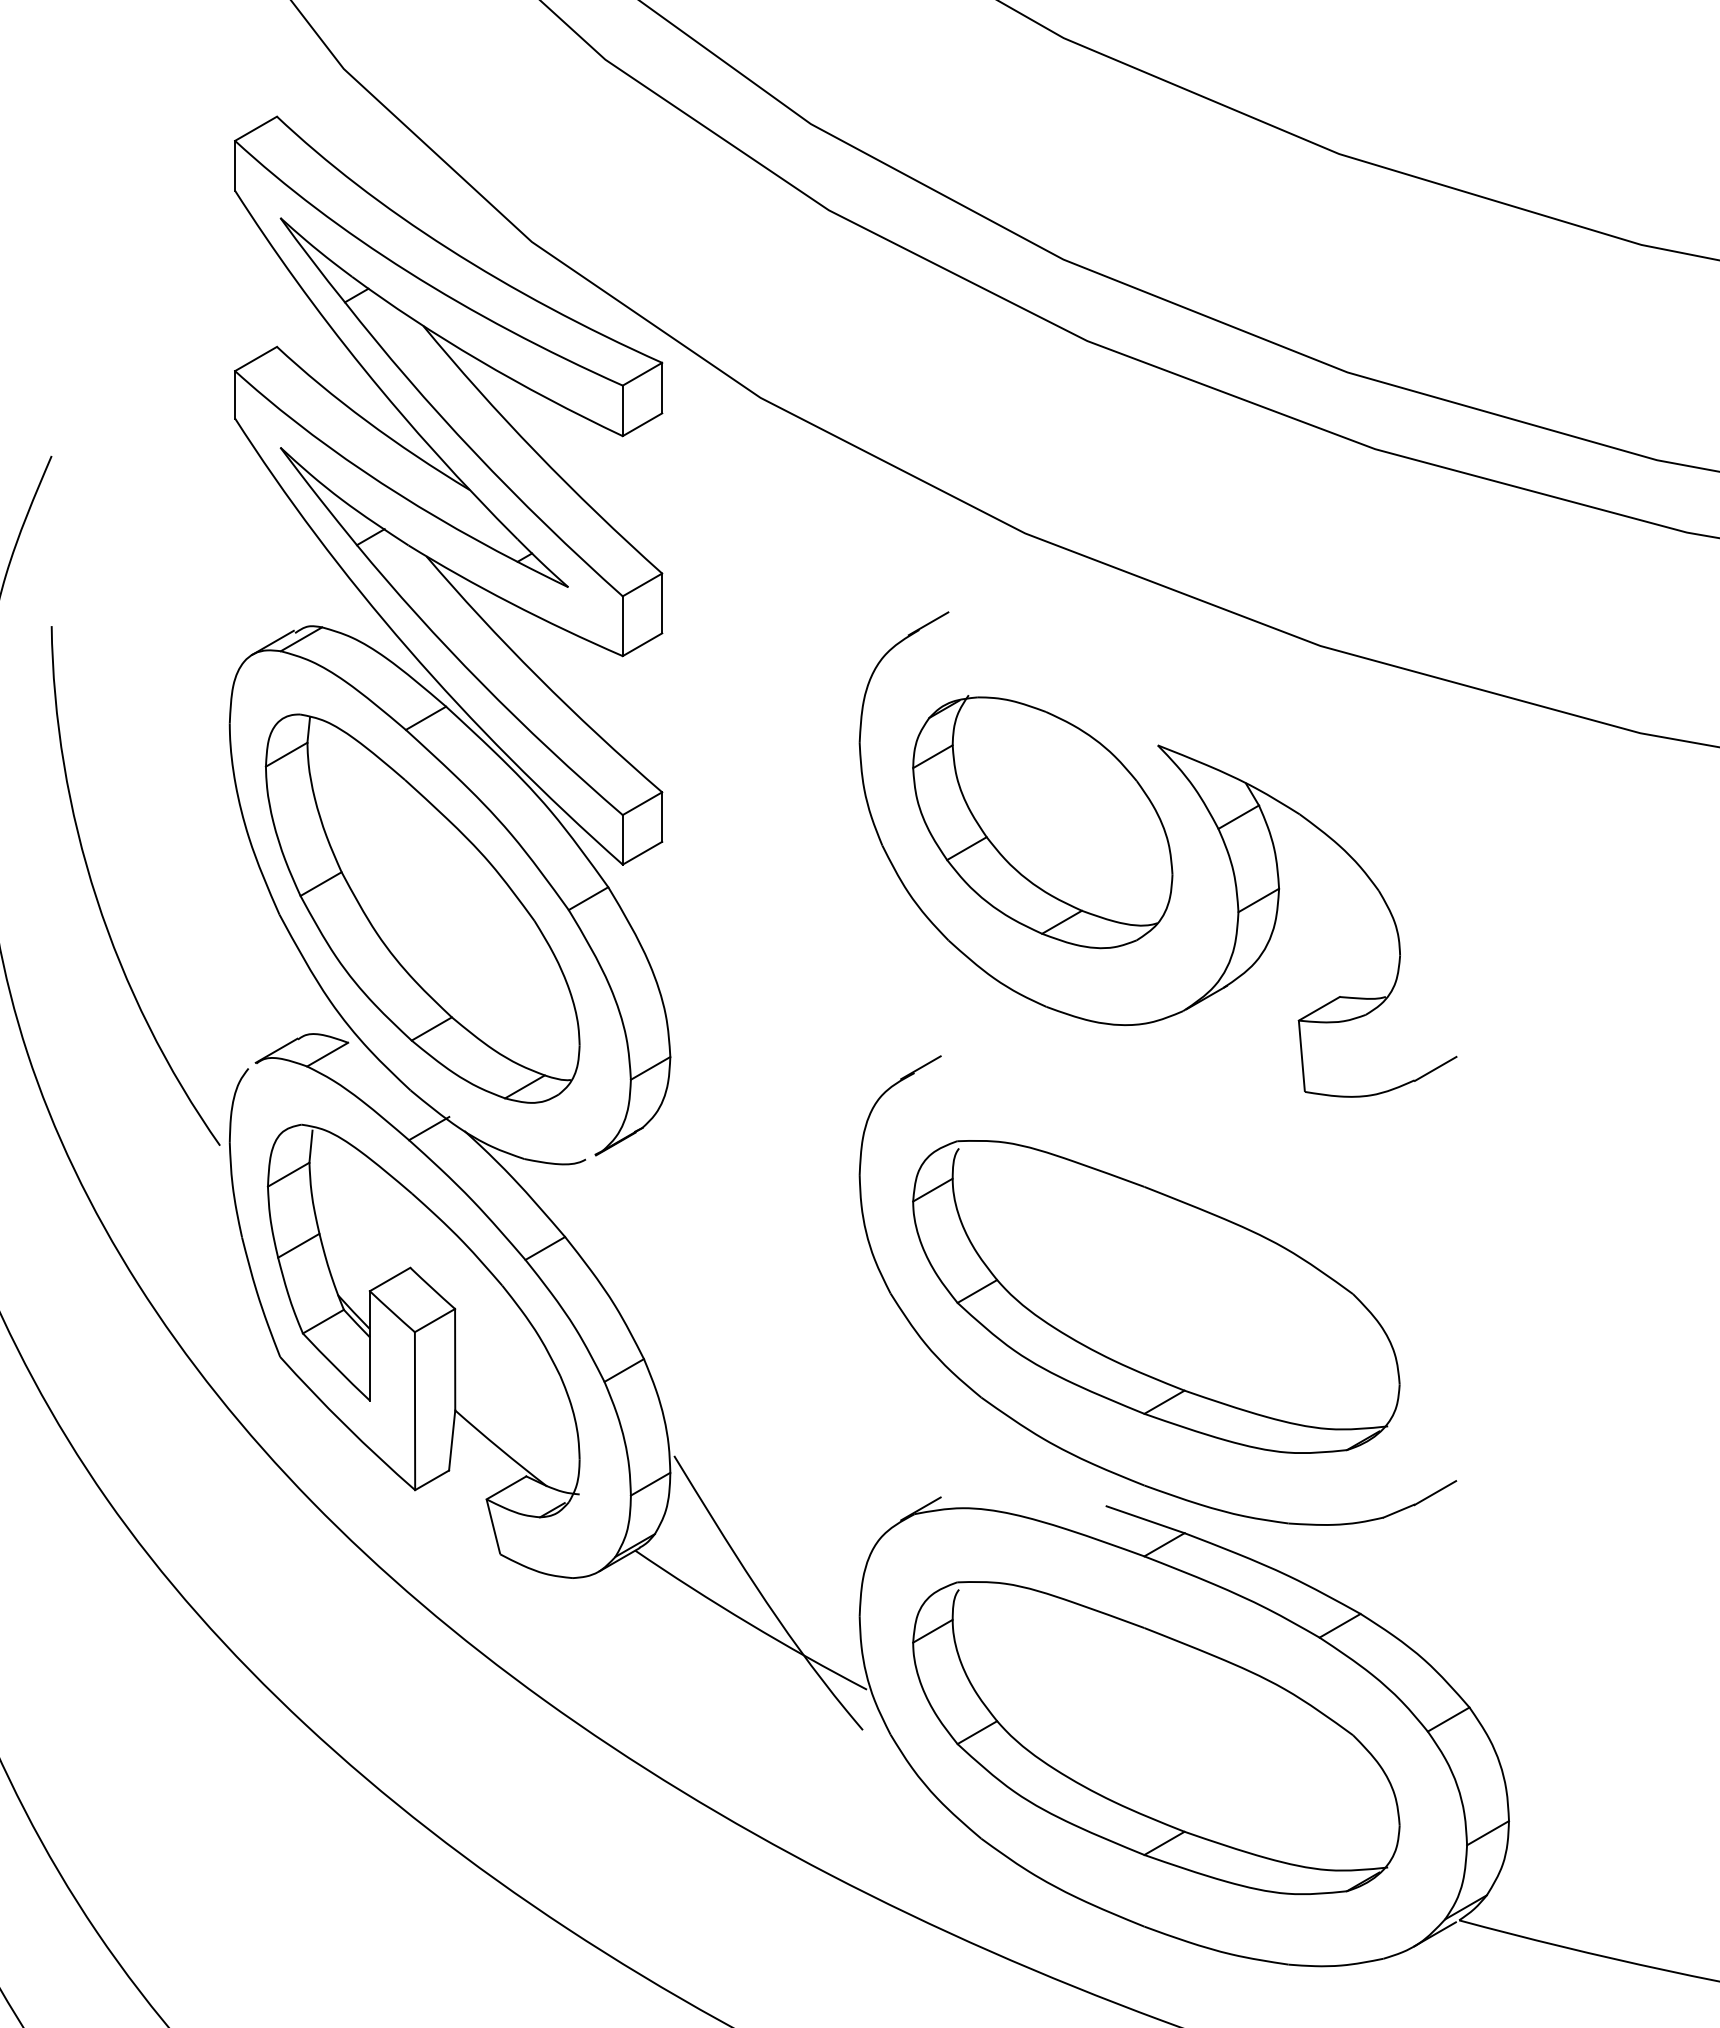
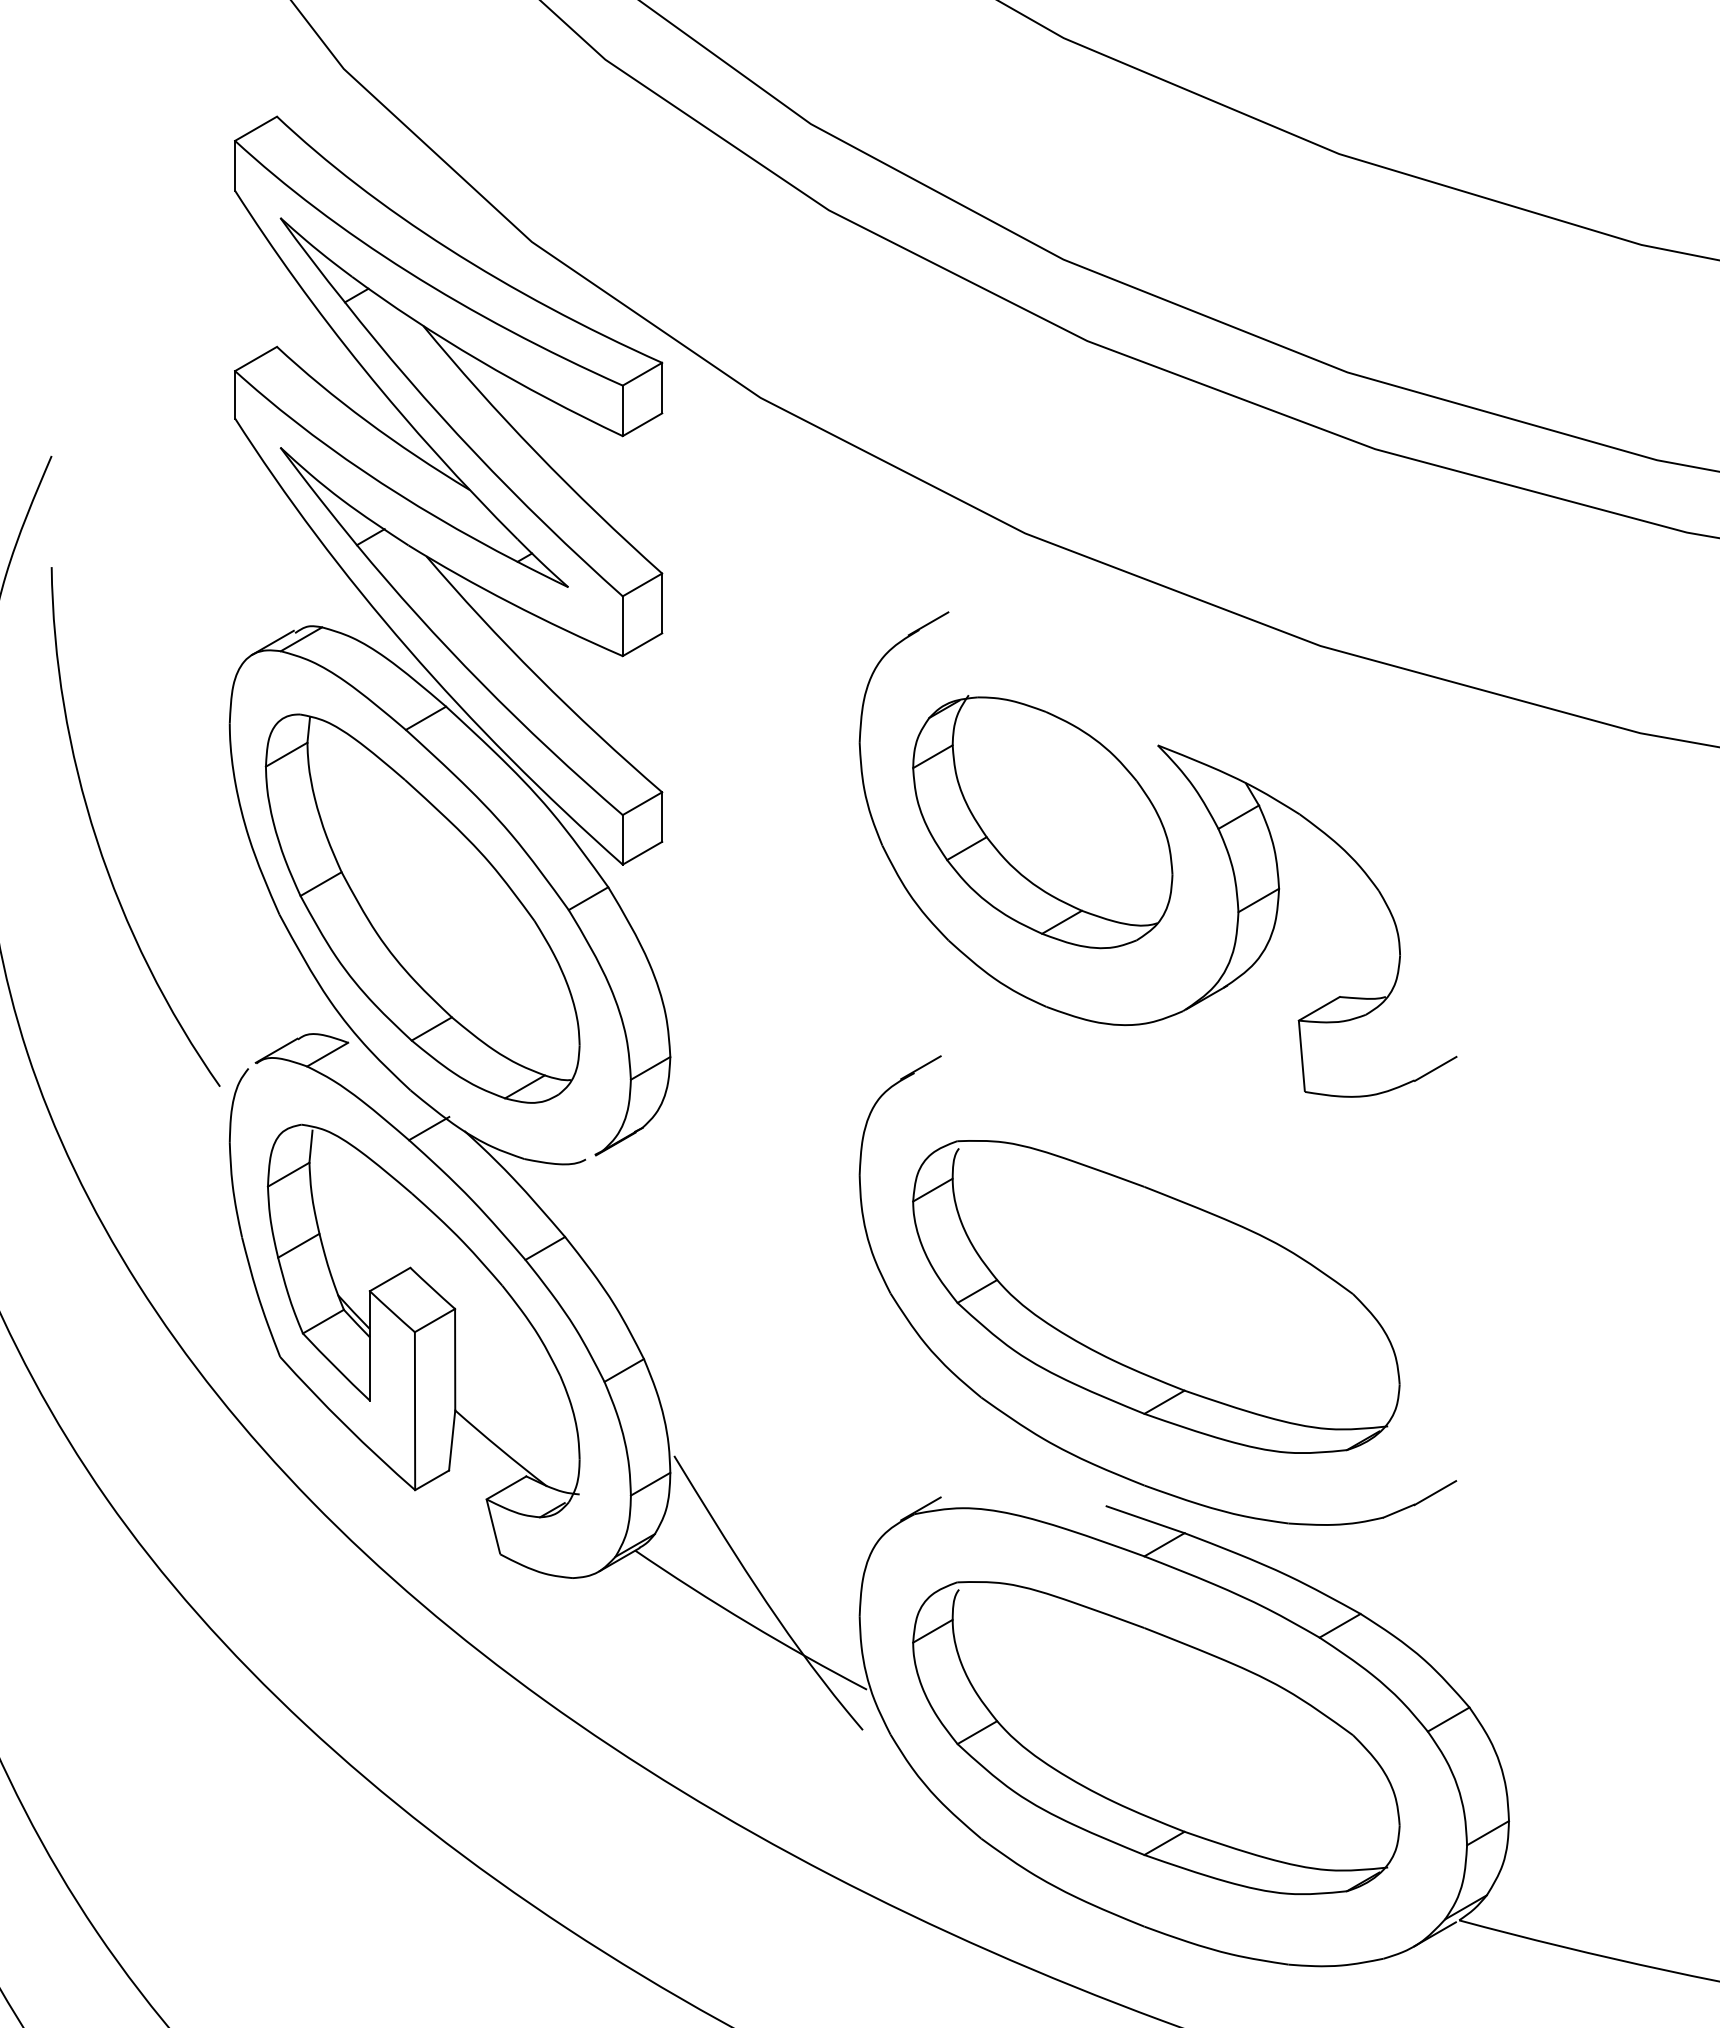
arc position: (97, 896) -> (97, 837) (97, 837)
